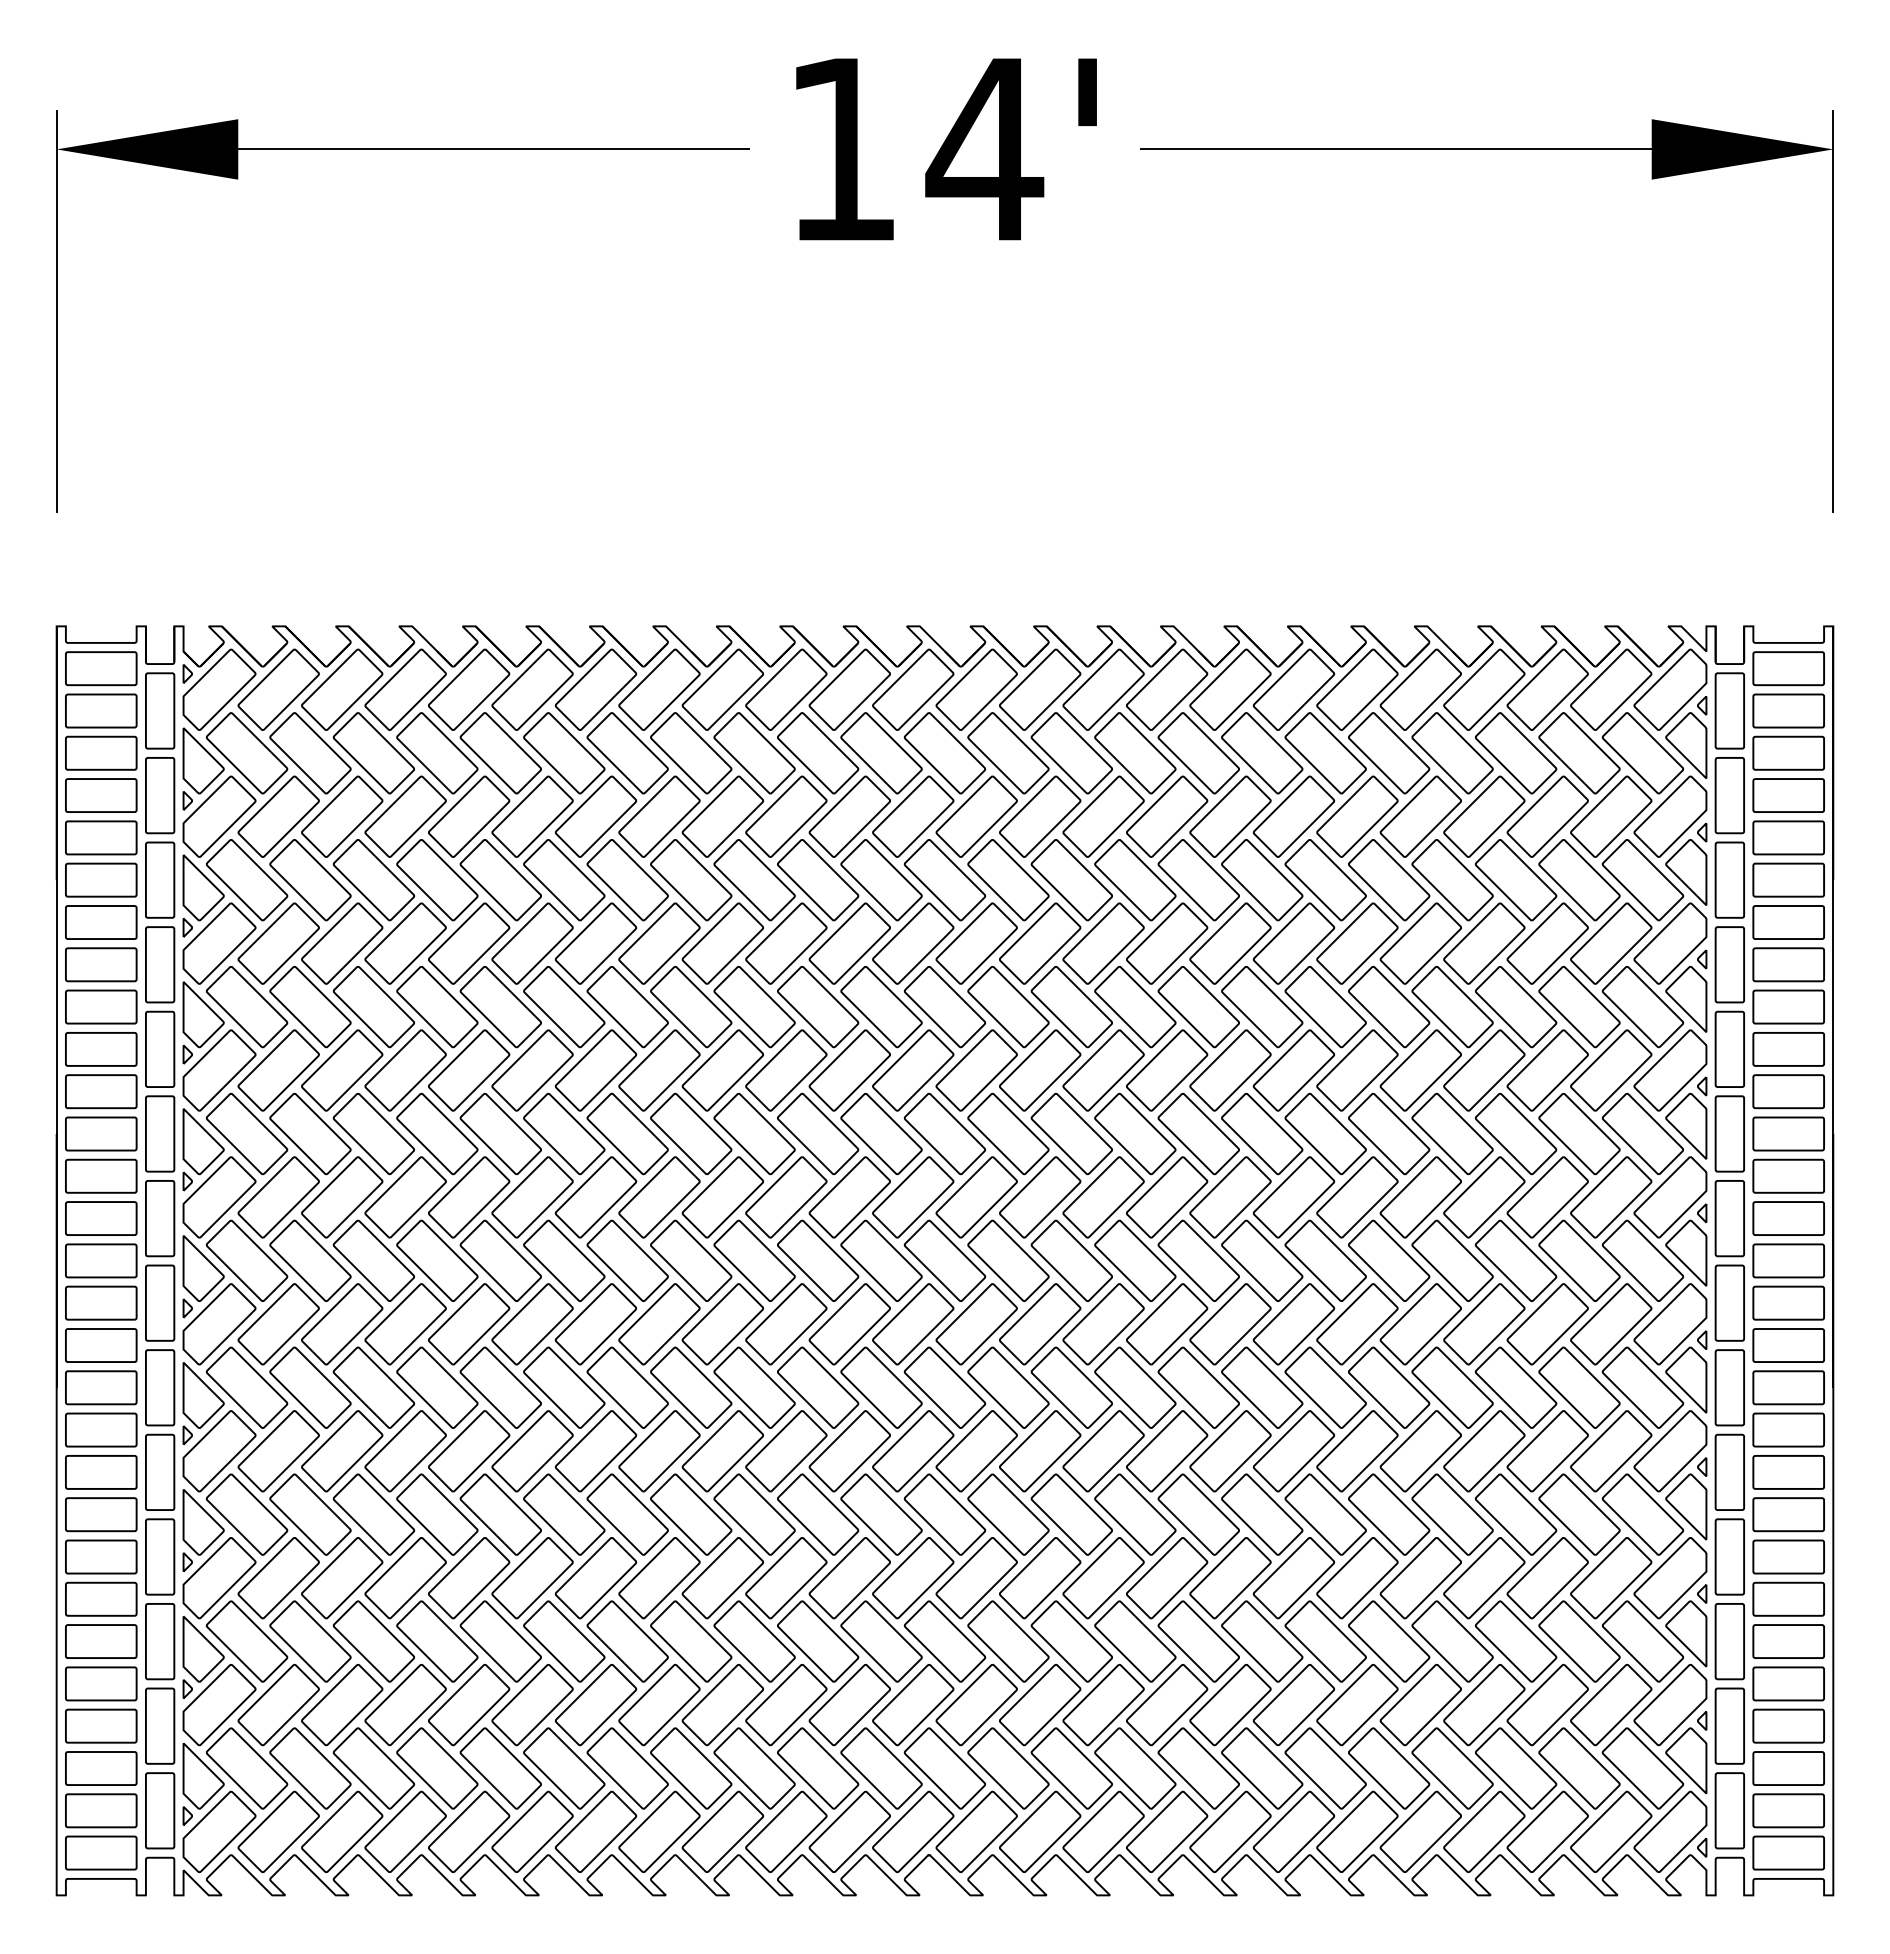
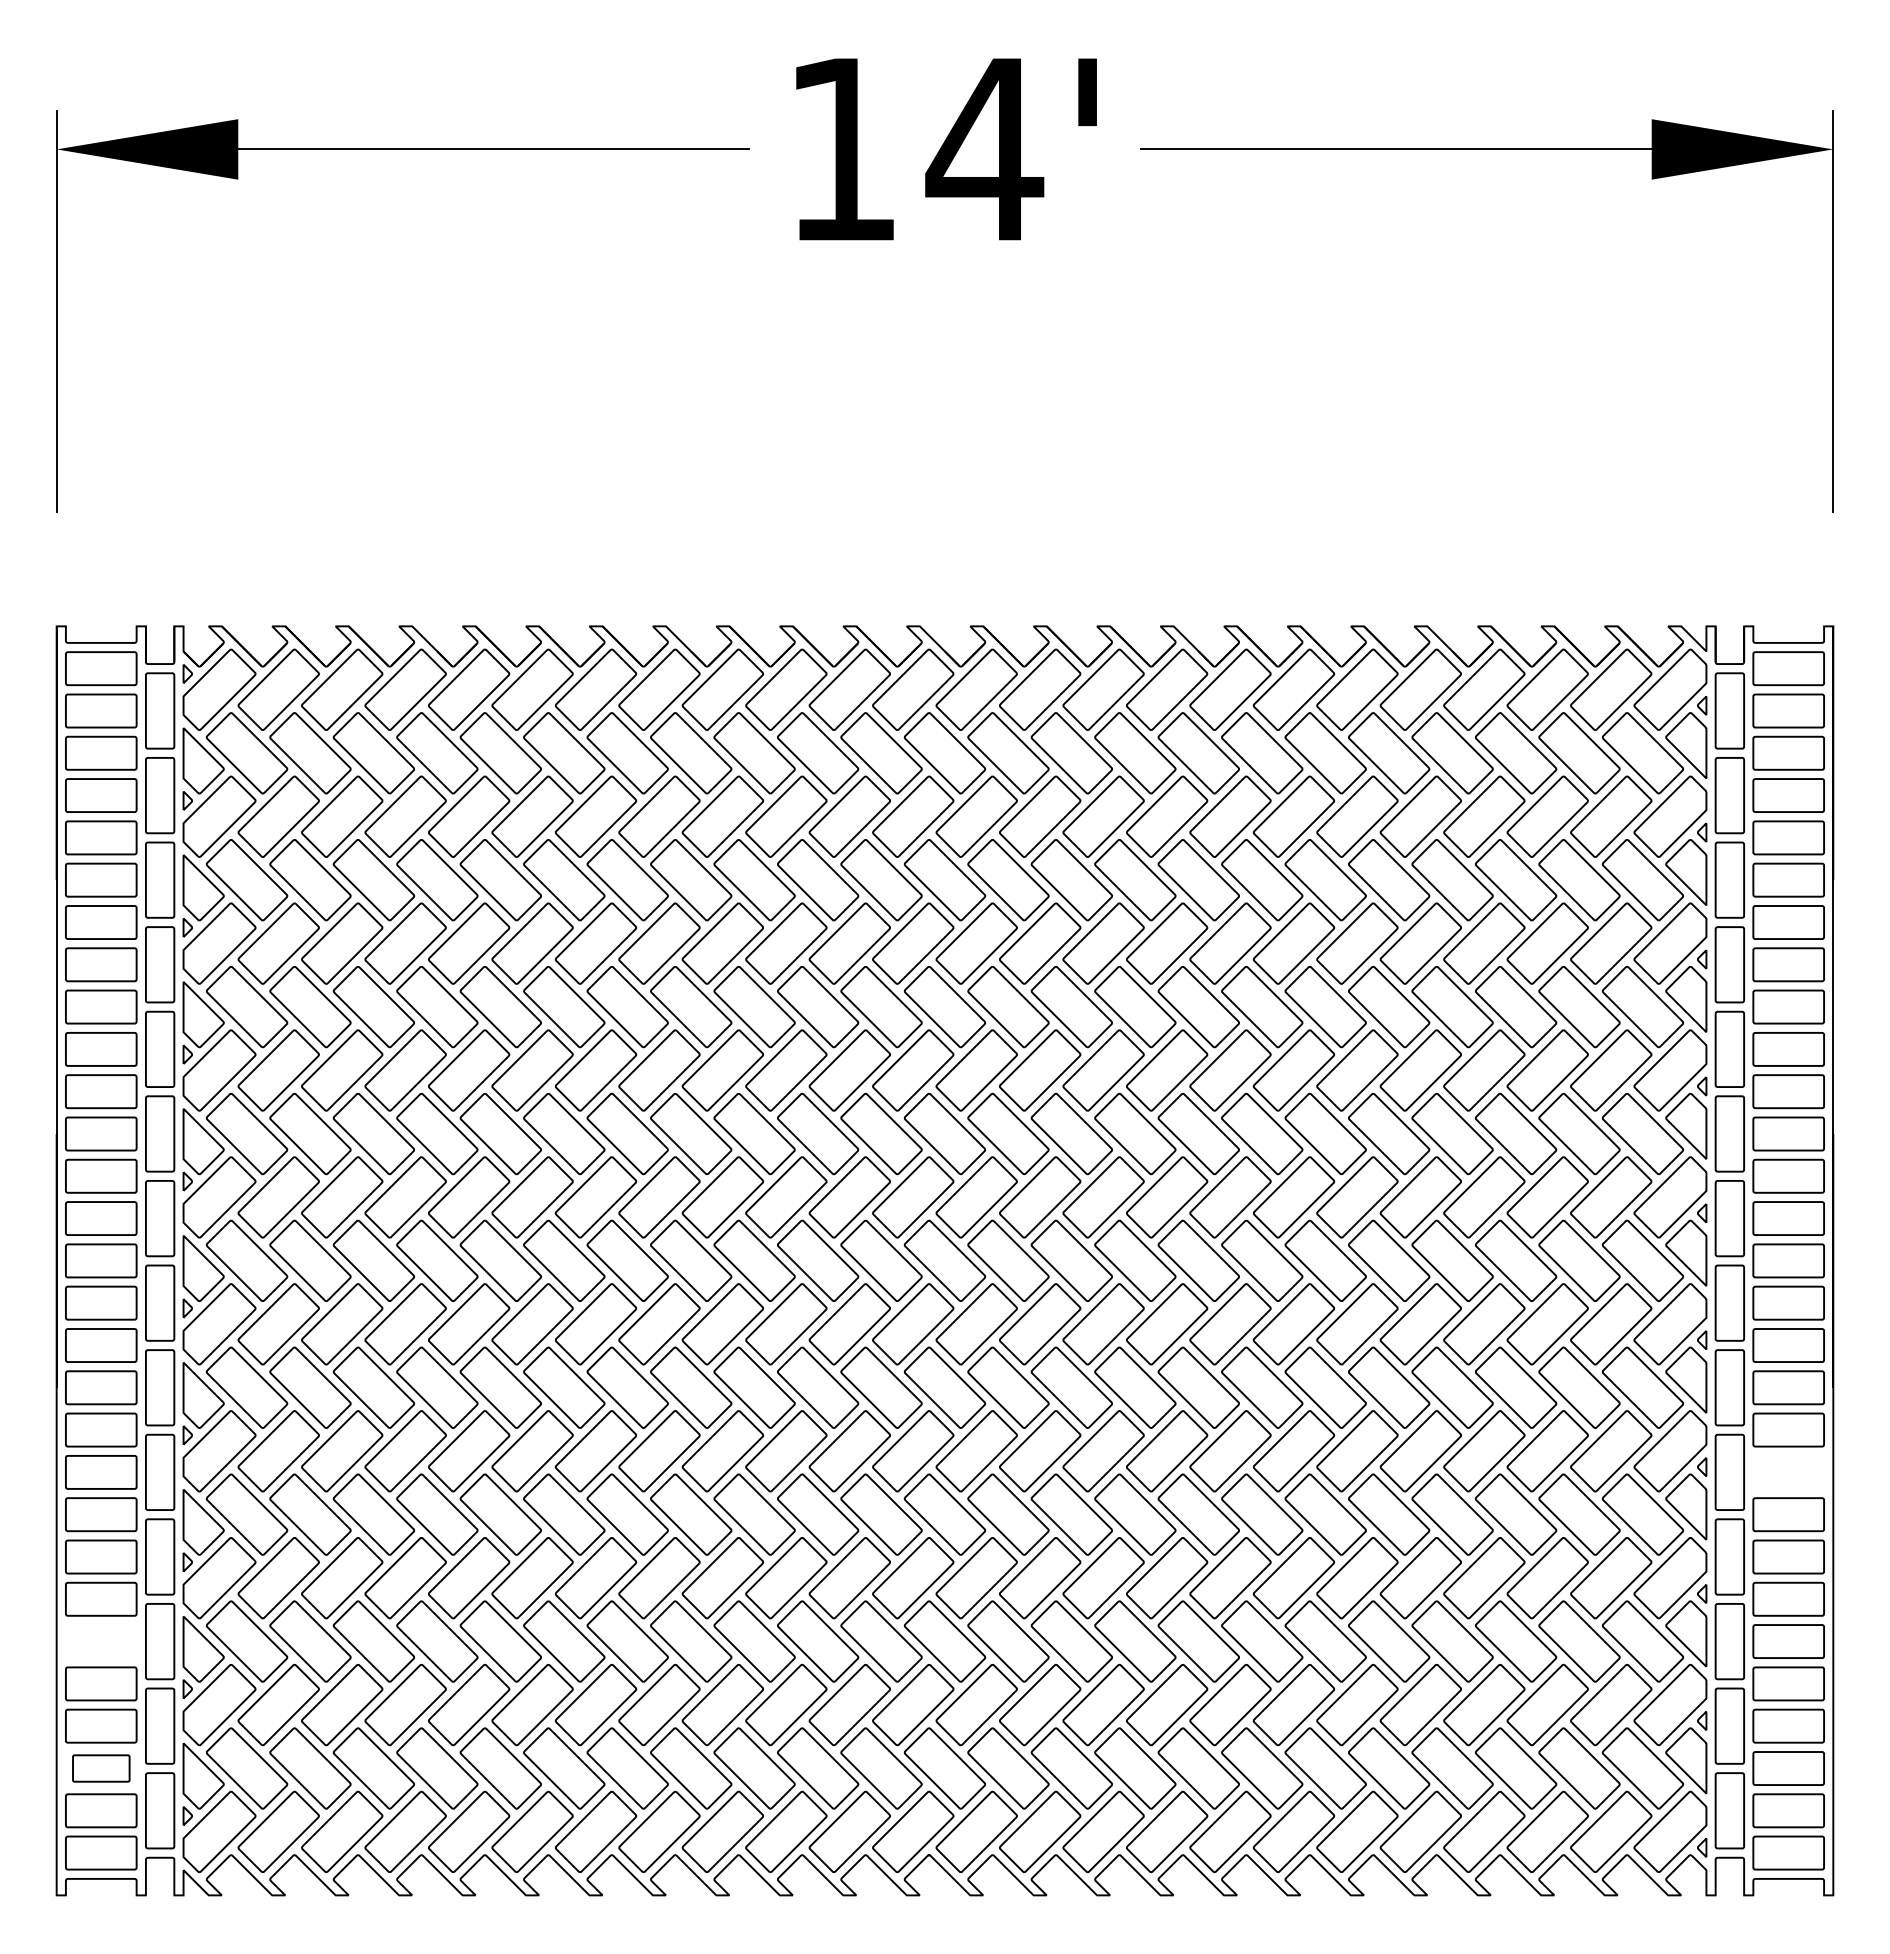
part: present -> none (1788, 1472)
part: present -> none (101, 1641)
part size: 73x35 px -> 59x29 px (101, 1768)
